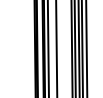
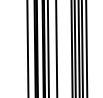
line: none -> present (27, 48)
